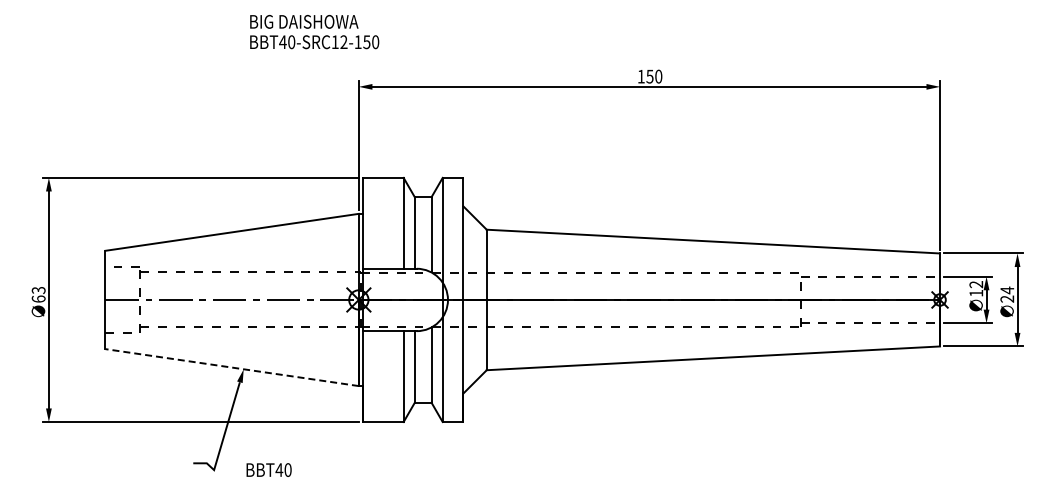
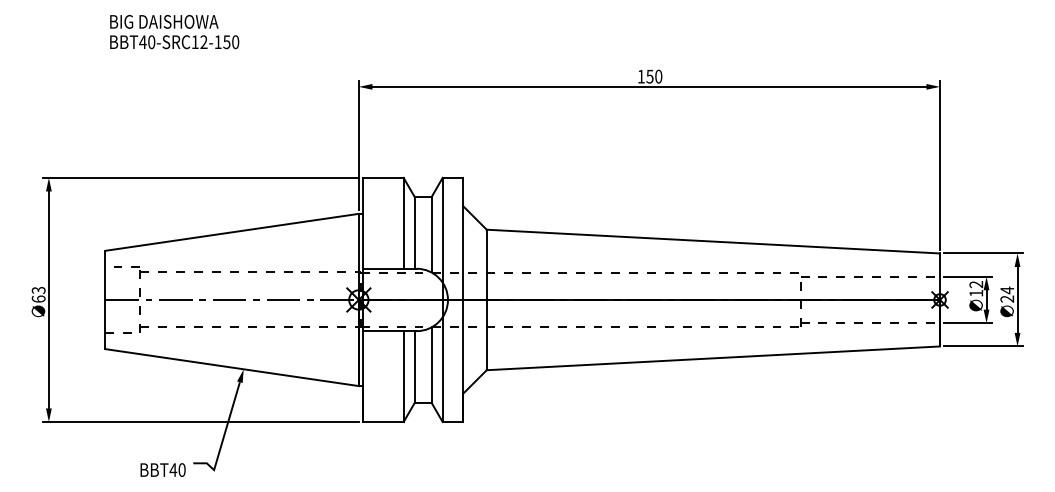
text position: (314, 32) -> (174, 32) (174, 32)
line: dashed -> solid (231, 367)
text position: (268, 469) -> (162, 469) (162, 469)
